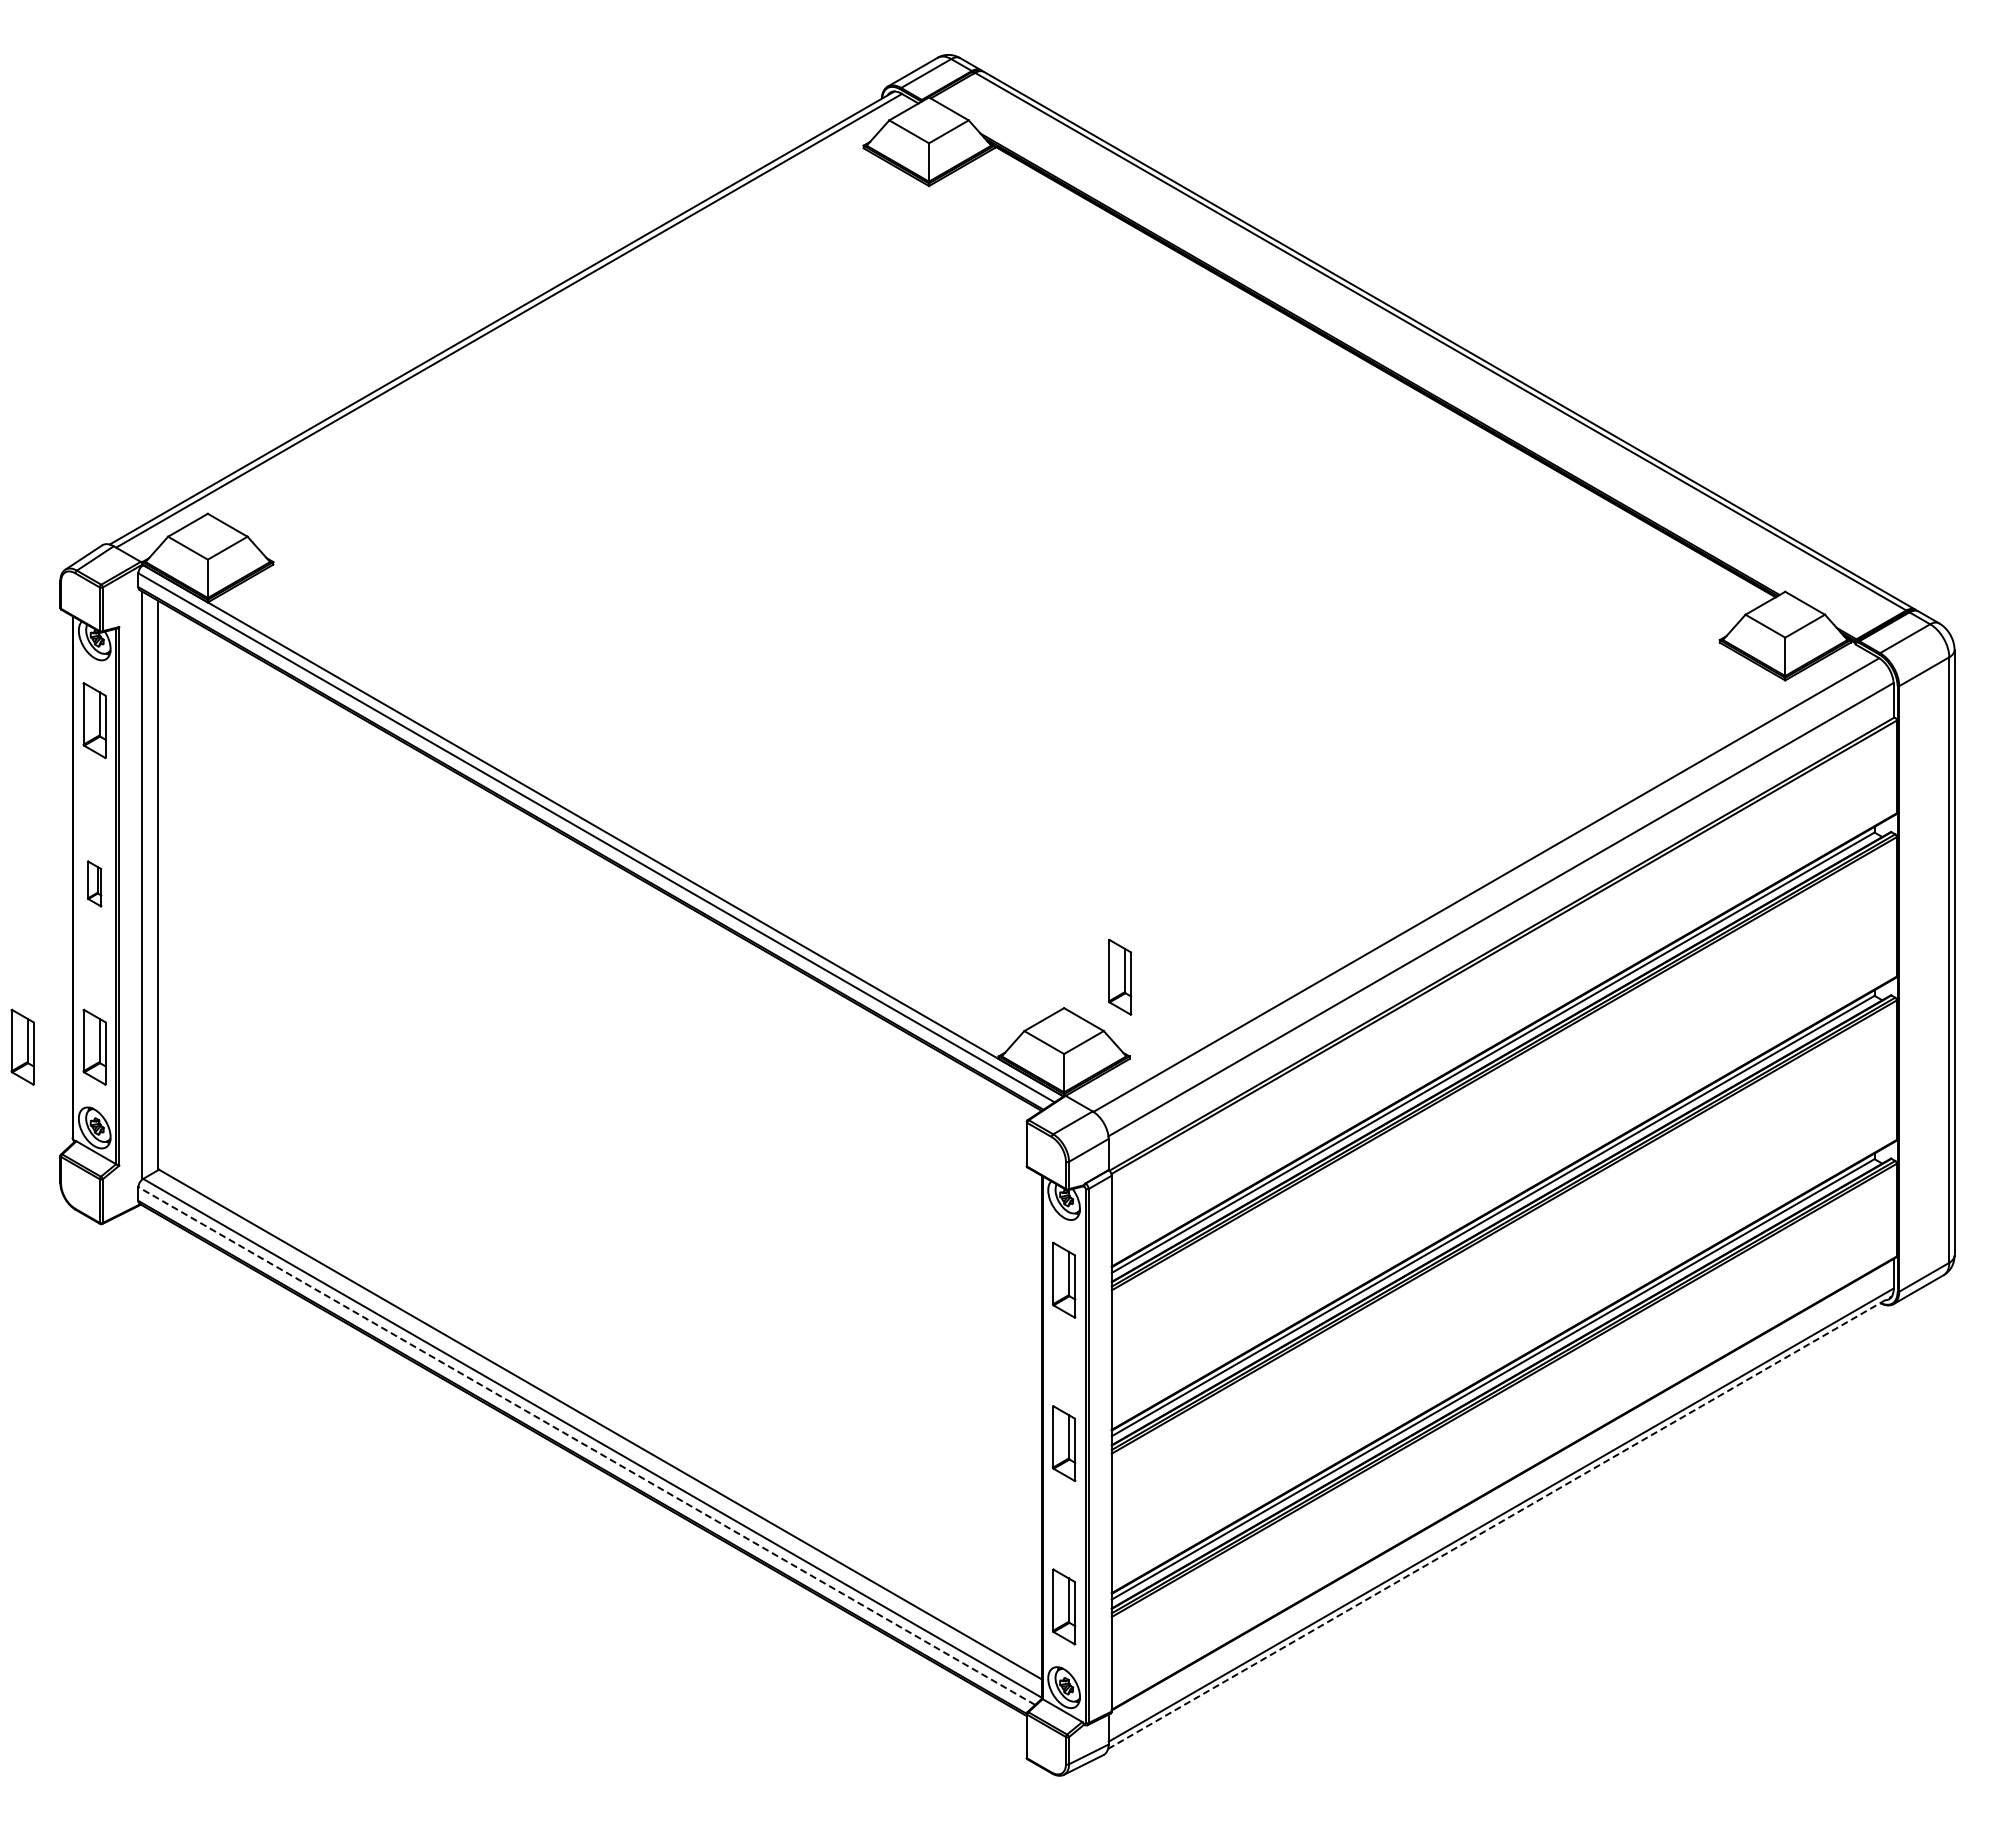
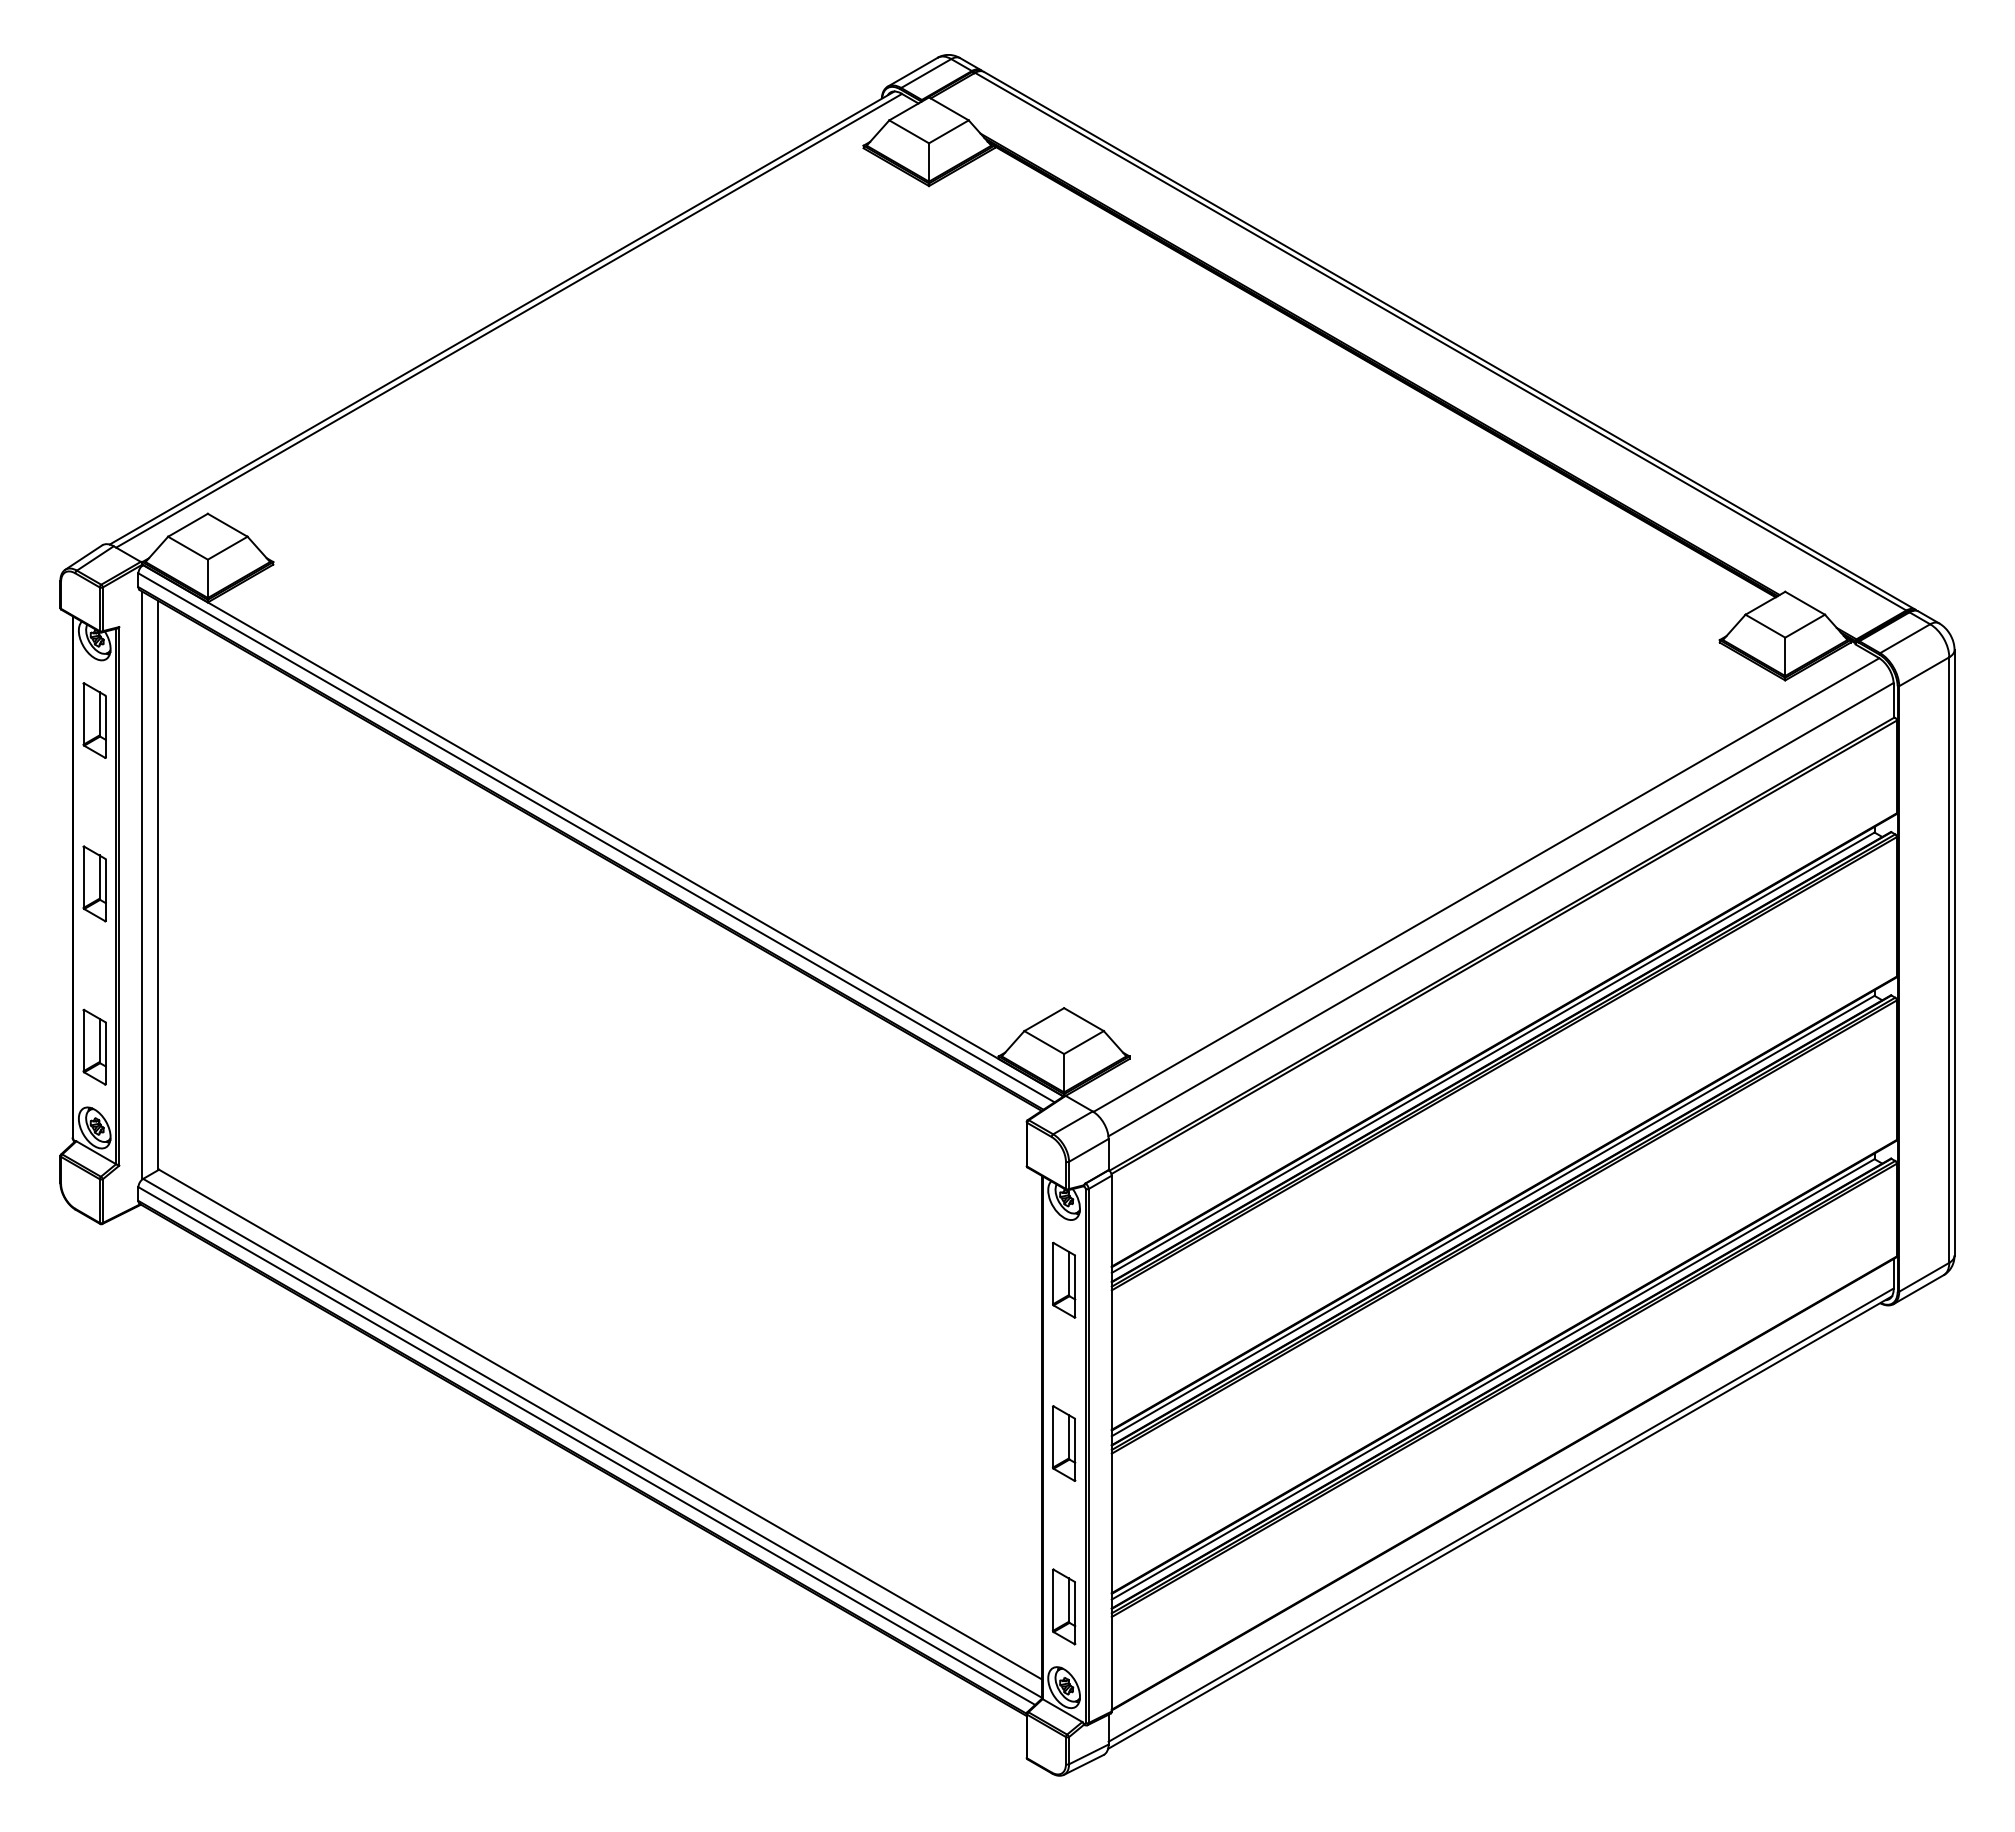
part size: 17x48 px -> 25x78 px (94, 883)
part: present -> none (1120, 976)
part: present -> none (22, 1046)
line: dashed -> solid (586, 1446)
line: dashed -> solid (1500, 1522)
